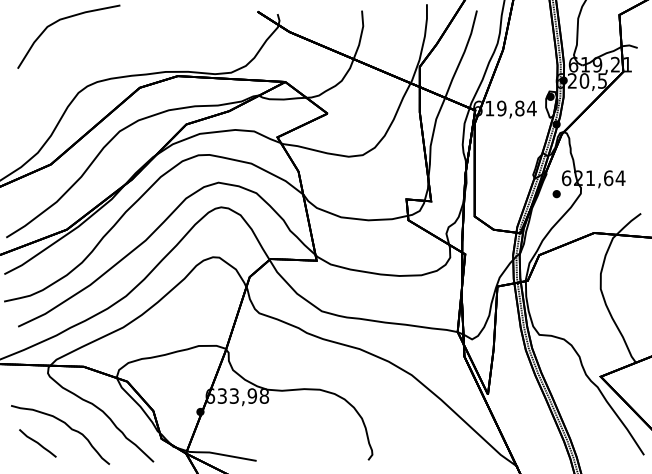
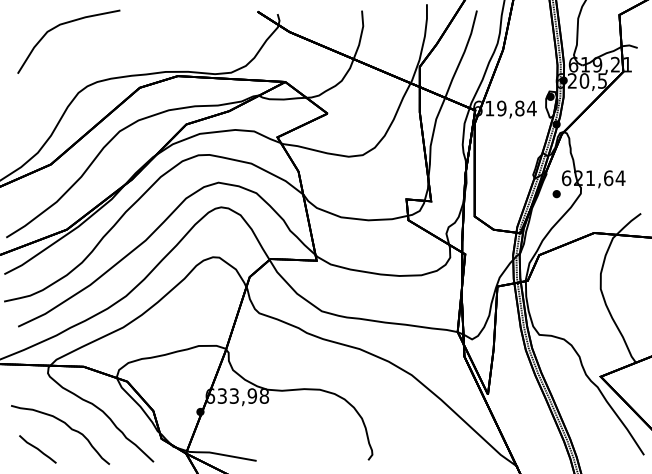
part position: (64, 19) -> (64, 24) (64, 24)
curve position: (37, 443) -> (37, 449) (37, 449)
